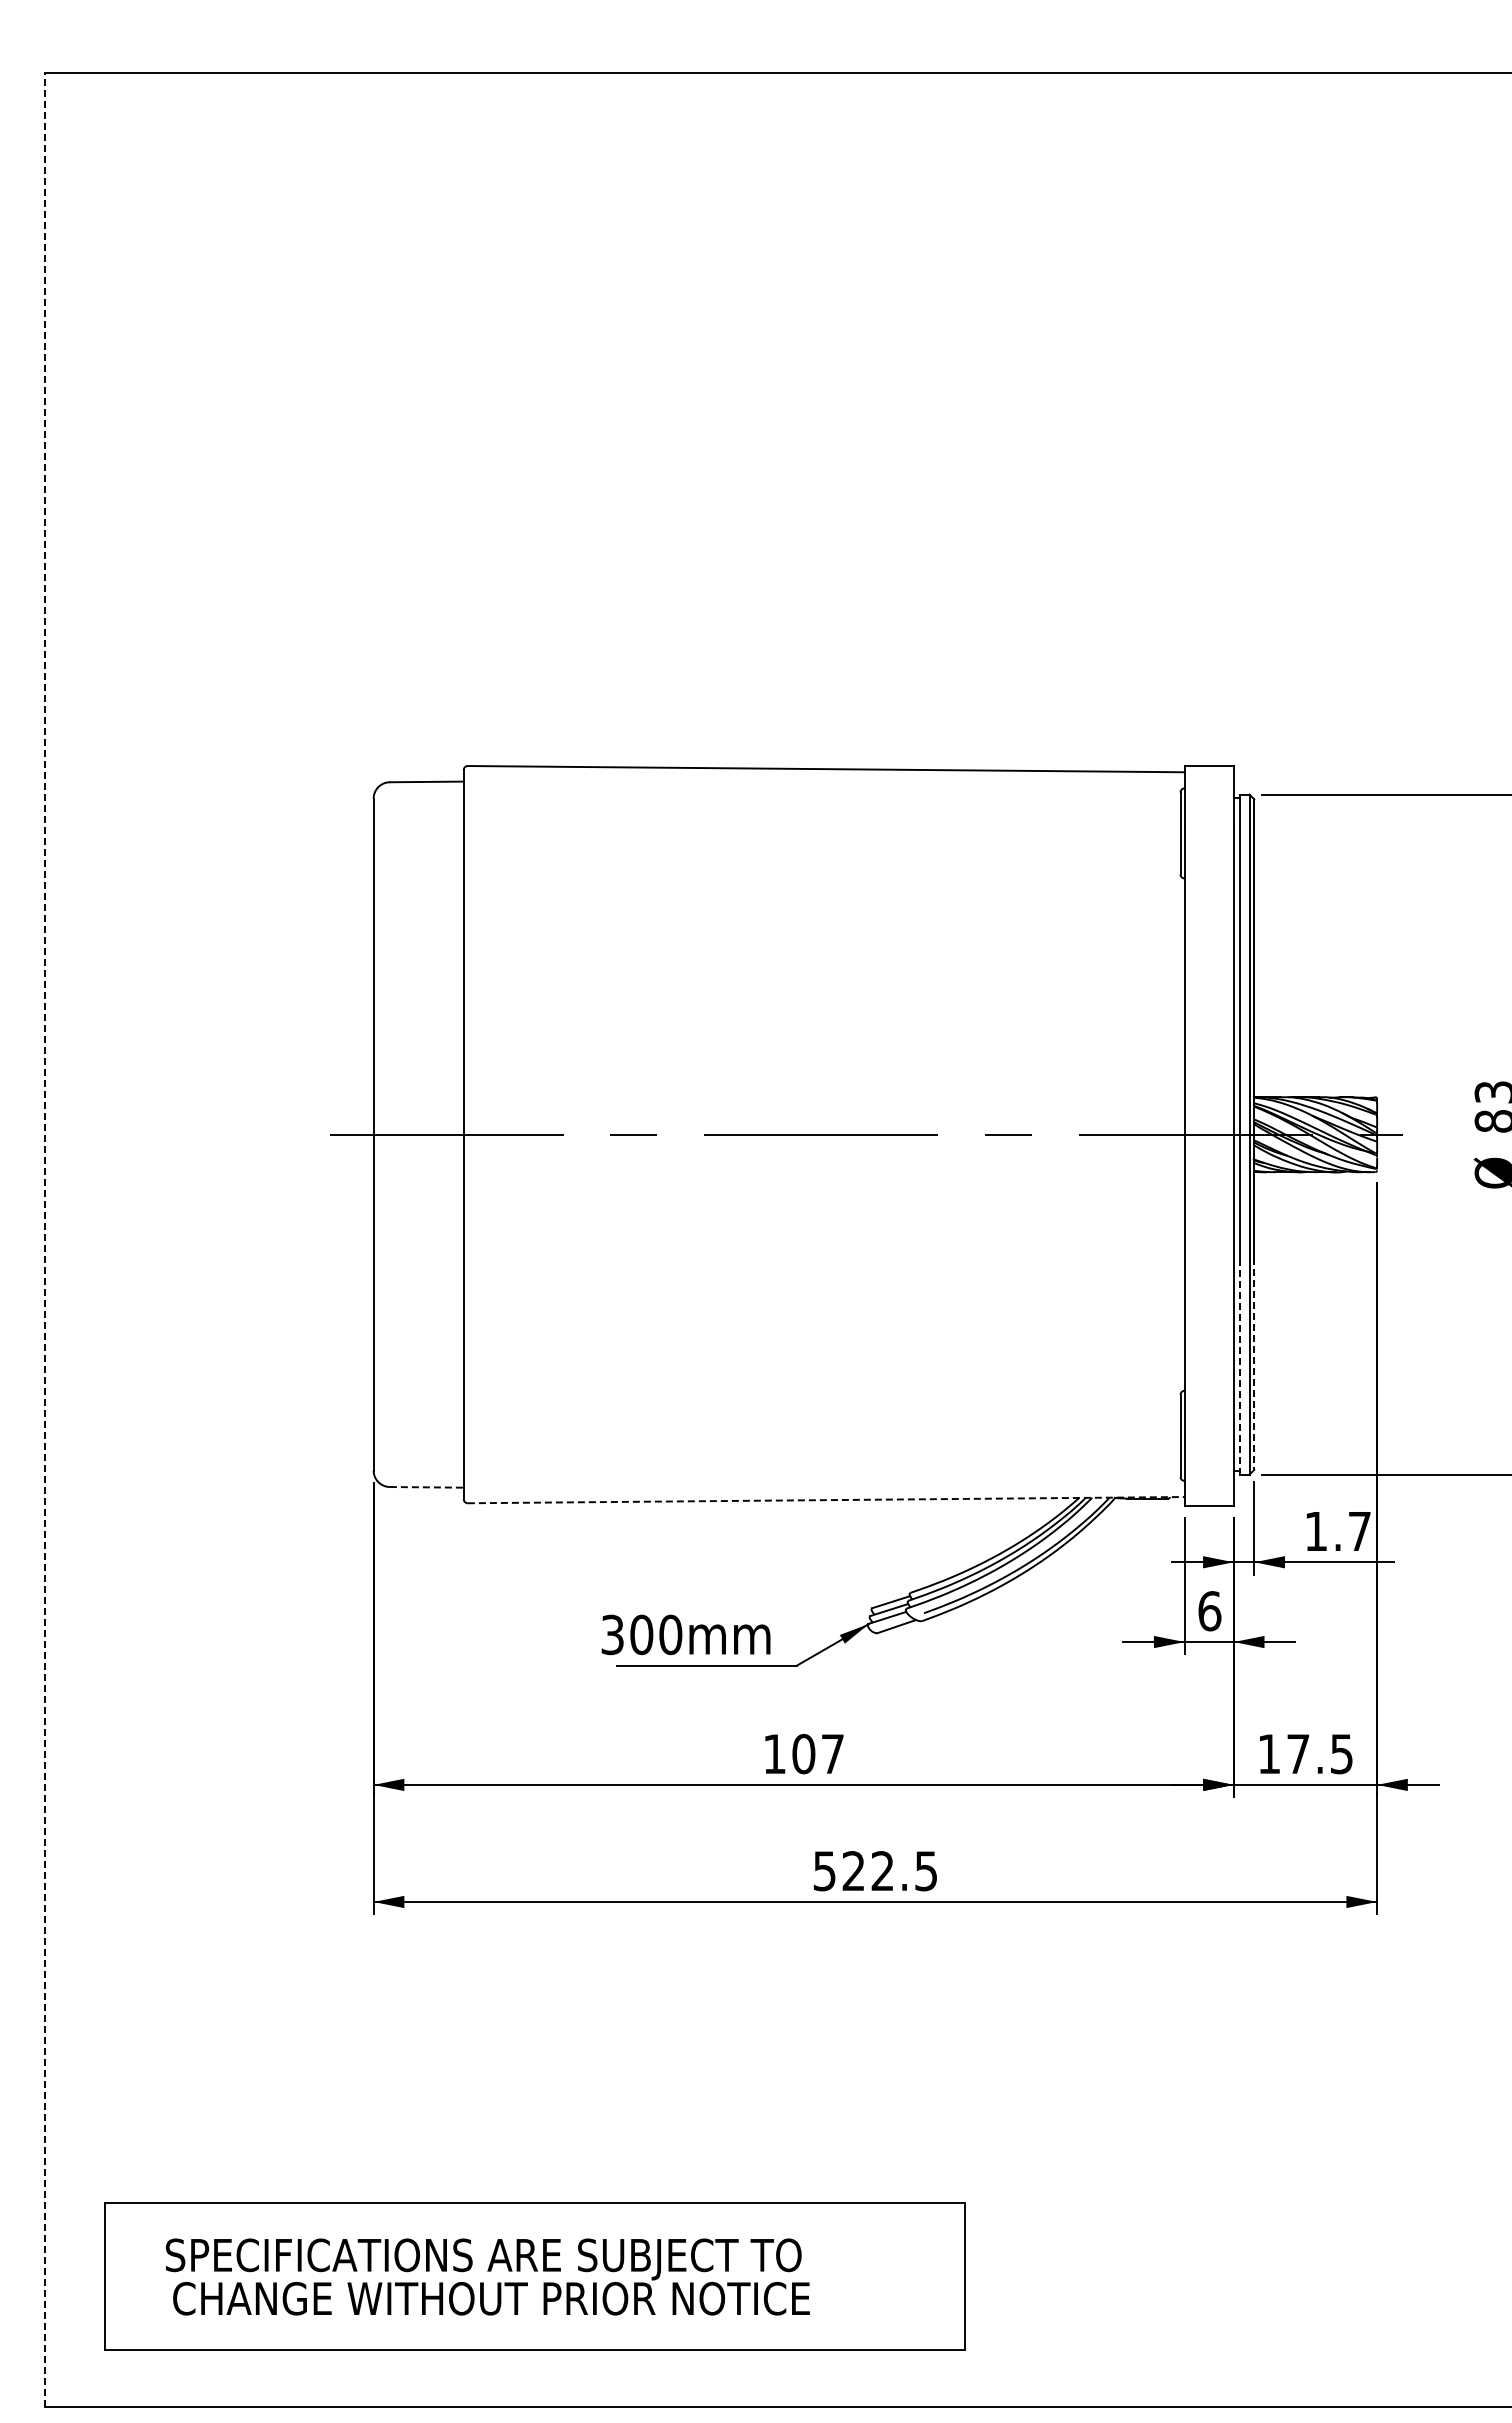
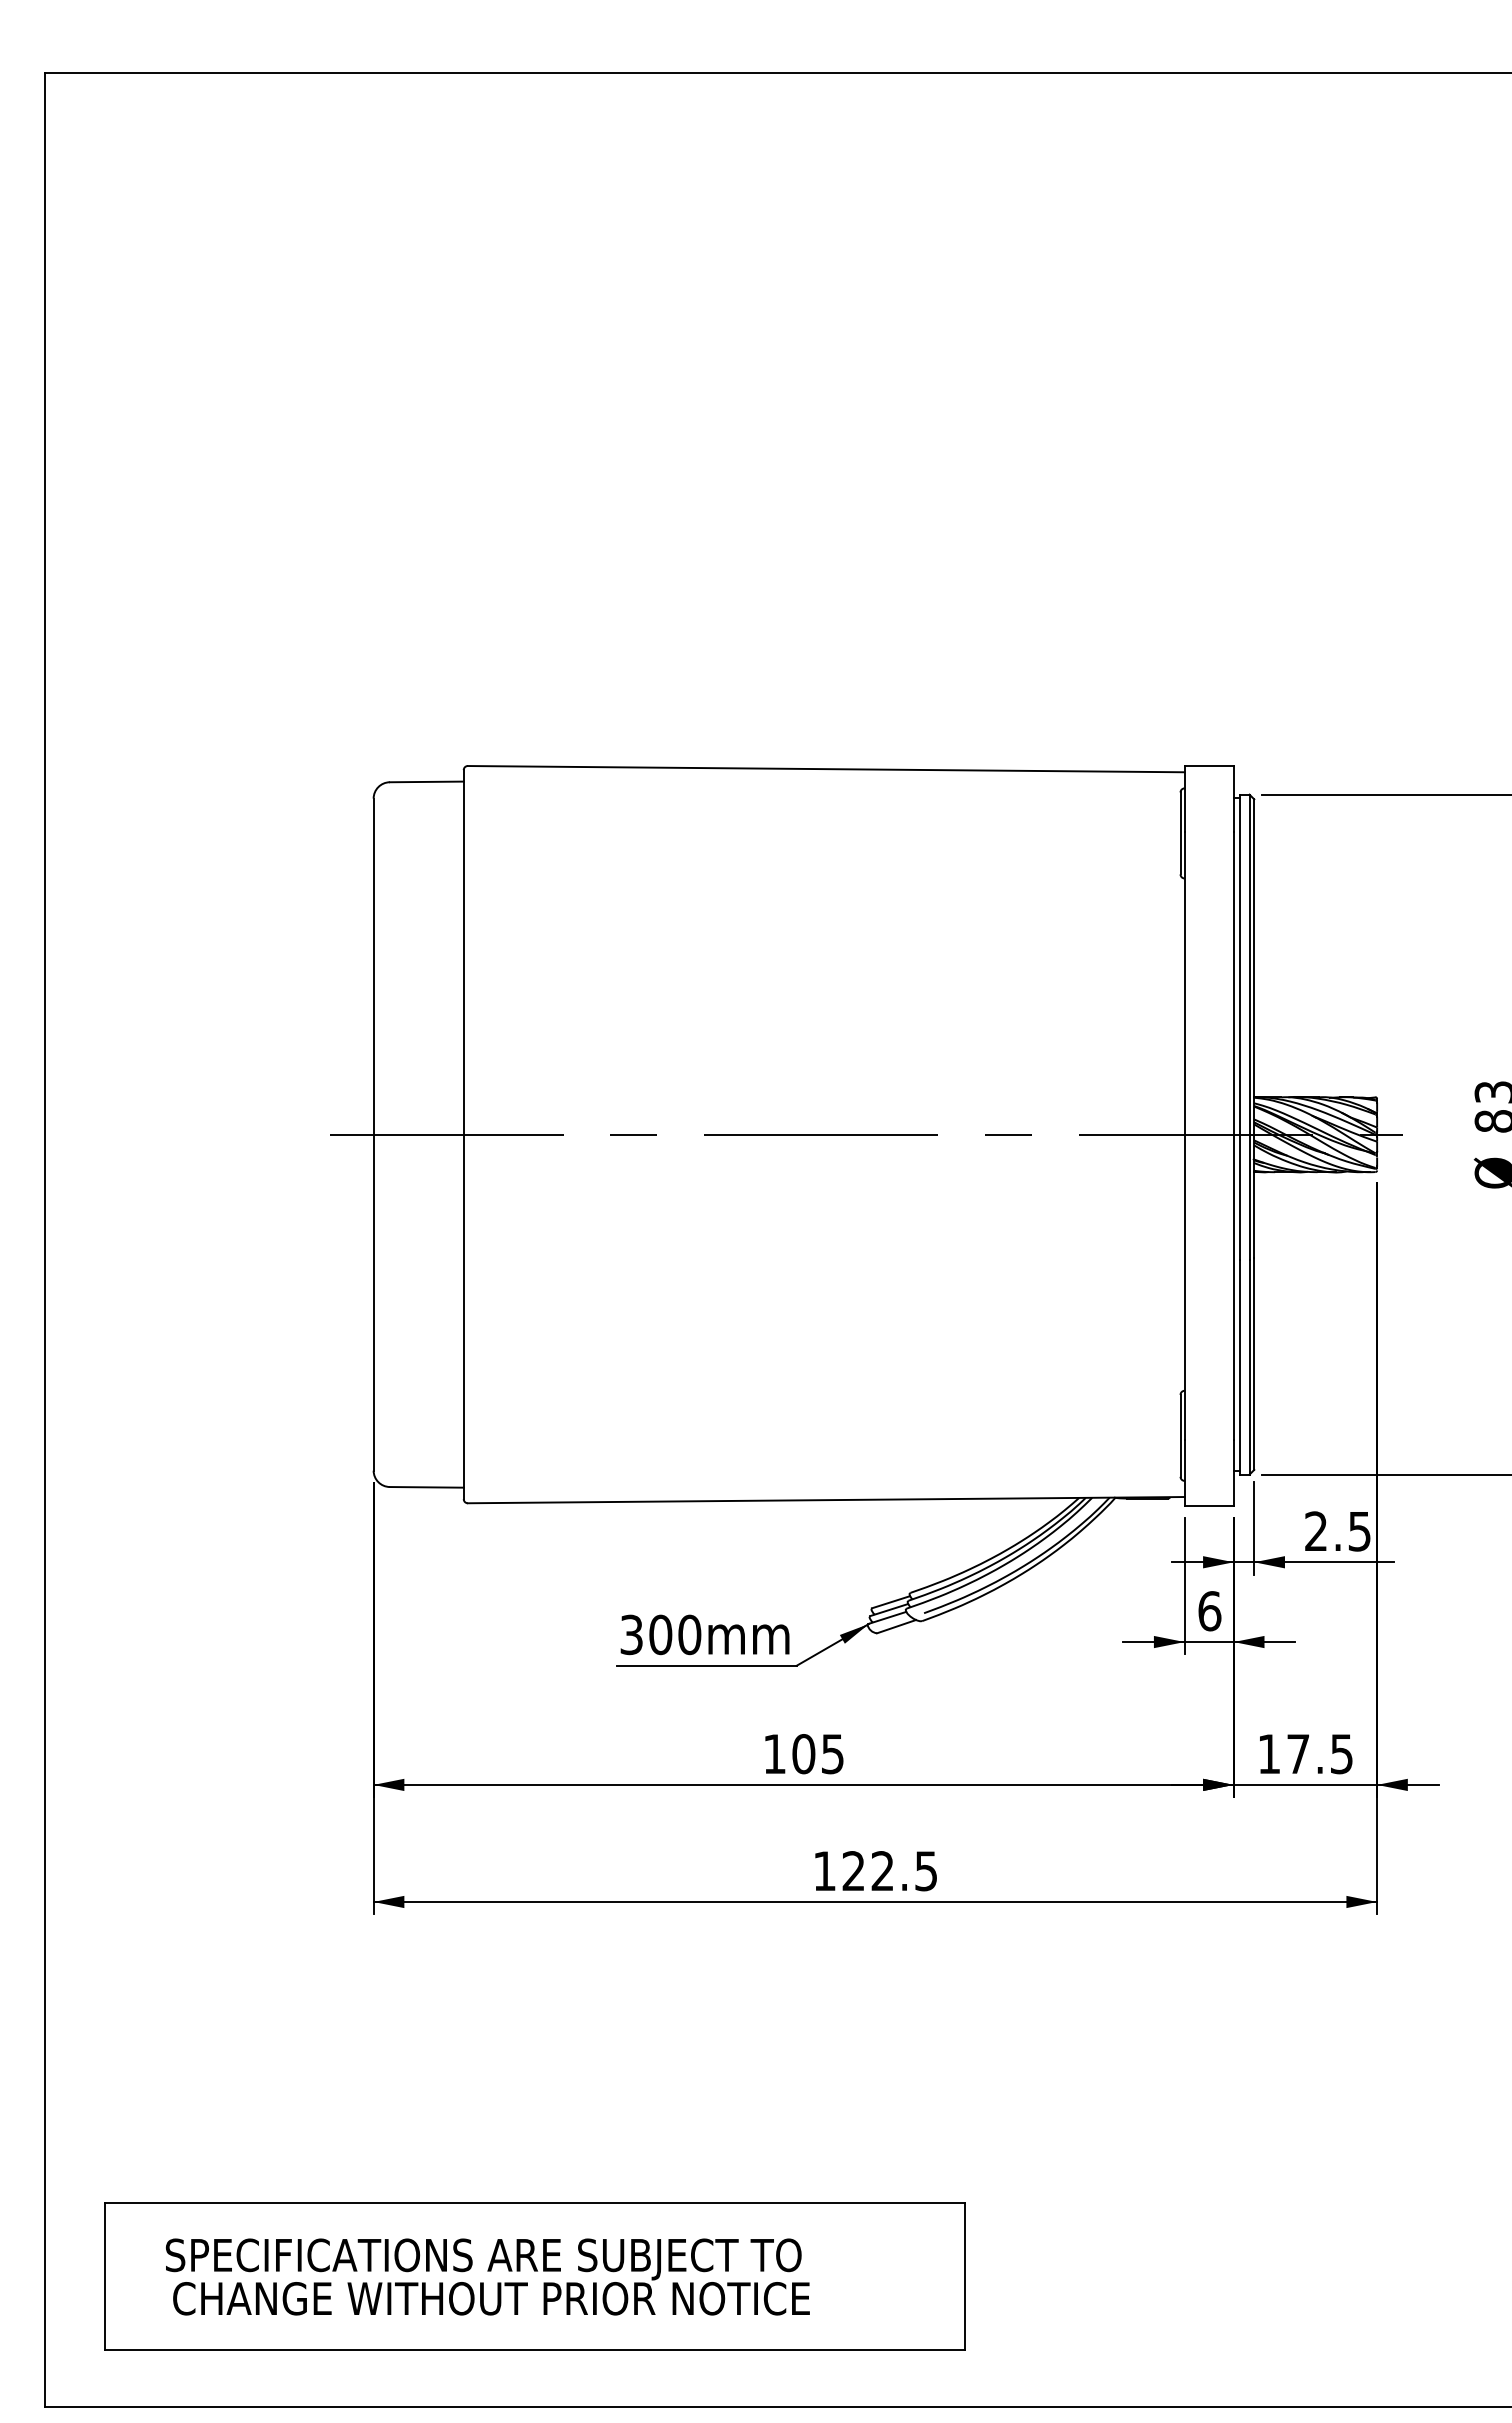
line: dashed -> solid (45, 1239)
line: dashed -> solid (1254, 1364)
line: dashed -> solid (1240, 1366)
line: dashed -> solid (426, 1487)
line: dashed -> solid (826, 1500)
text: 1.7 -> 2.5 (1337, 1531)
text position: (685, 1634) -> (704, 1634) (704, 1634)
text: 107 -> 105 (832, 1754)
text: 522.5 -> 122.5 (824, 1871)
